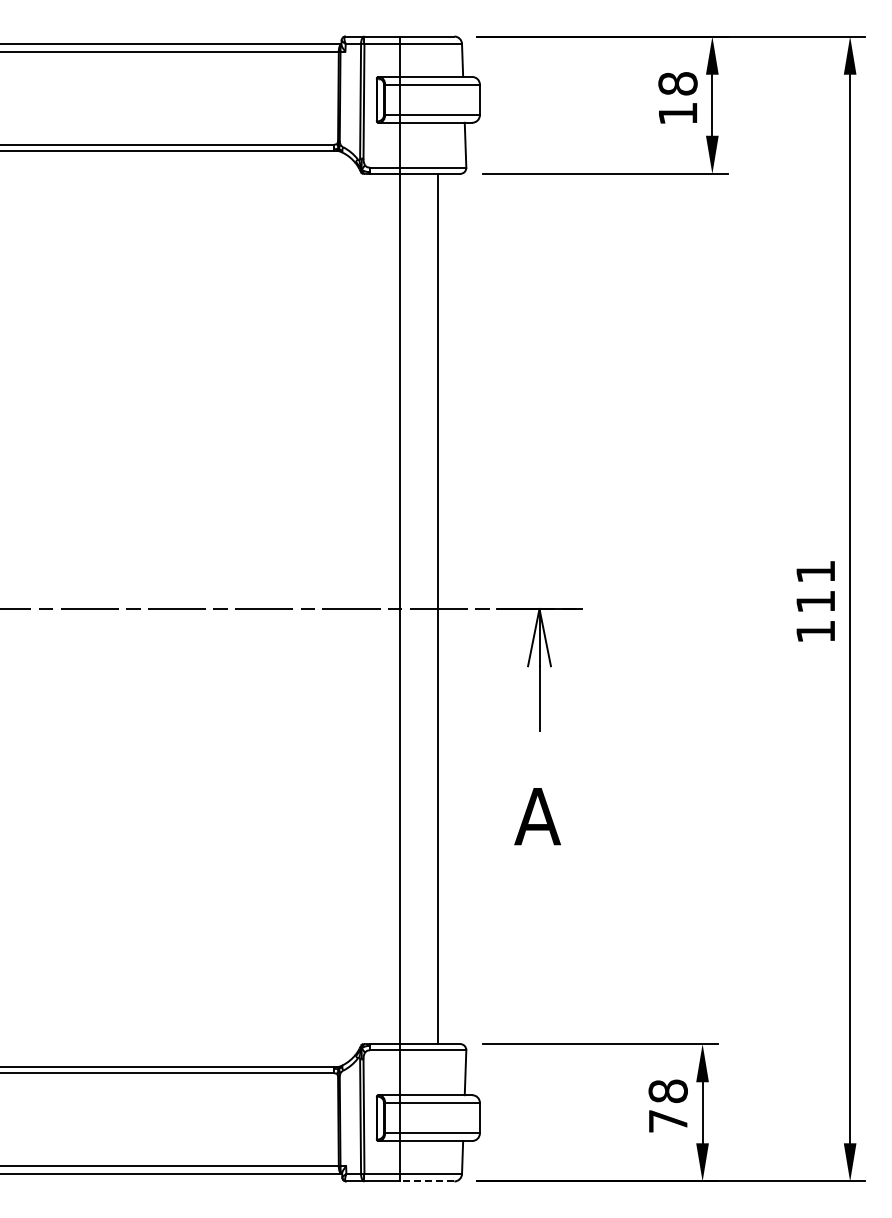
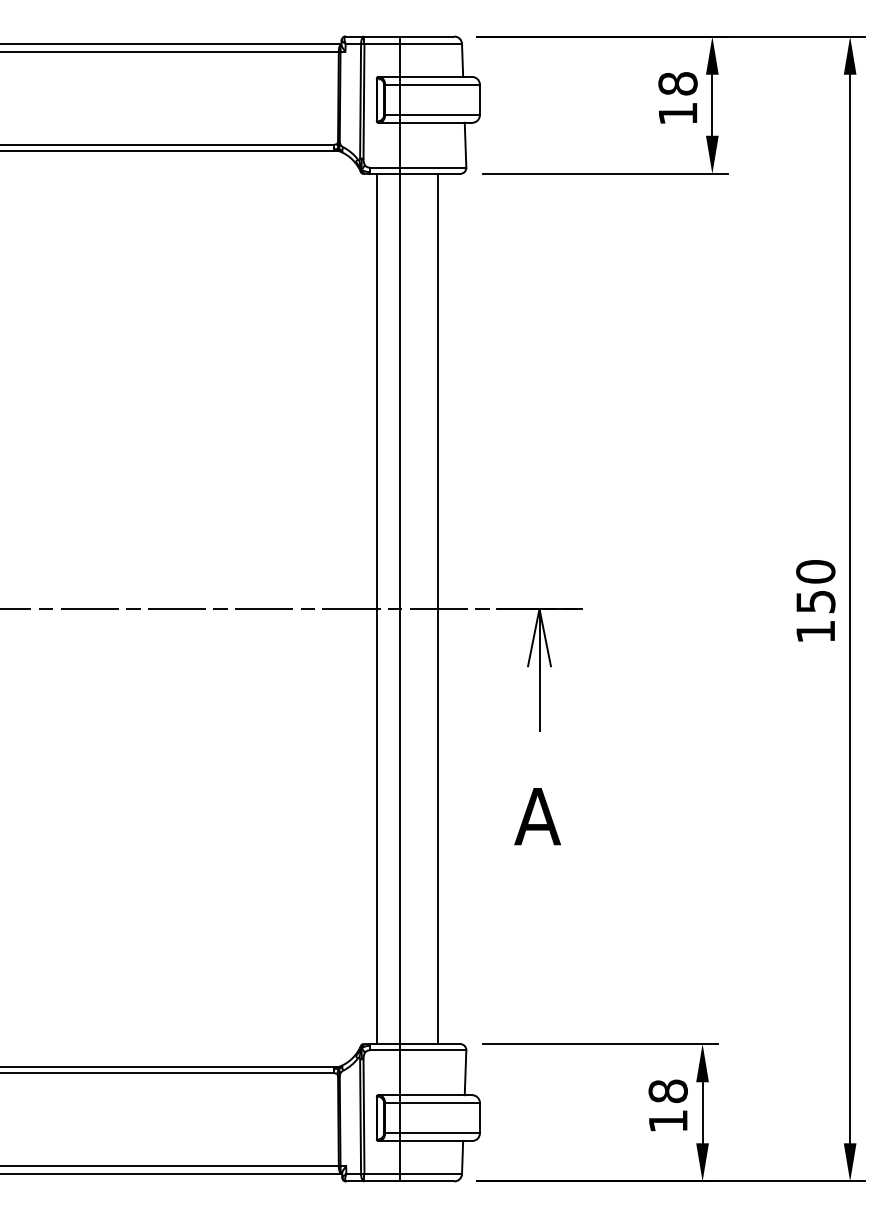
text: 111 -> 150 (815, 586)
line: none -> present (376, 608)
text: 78 -> 18 (668, 1121)
line: dashed -> solid (426, 1181)
